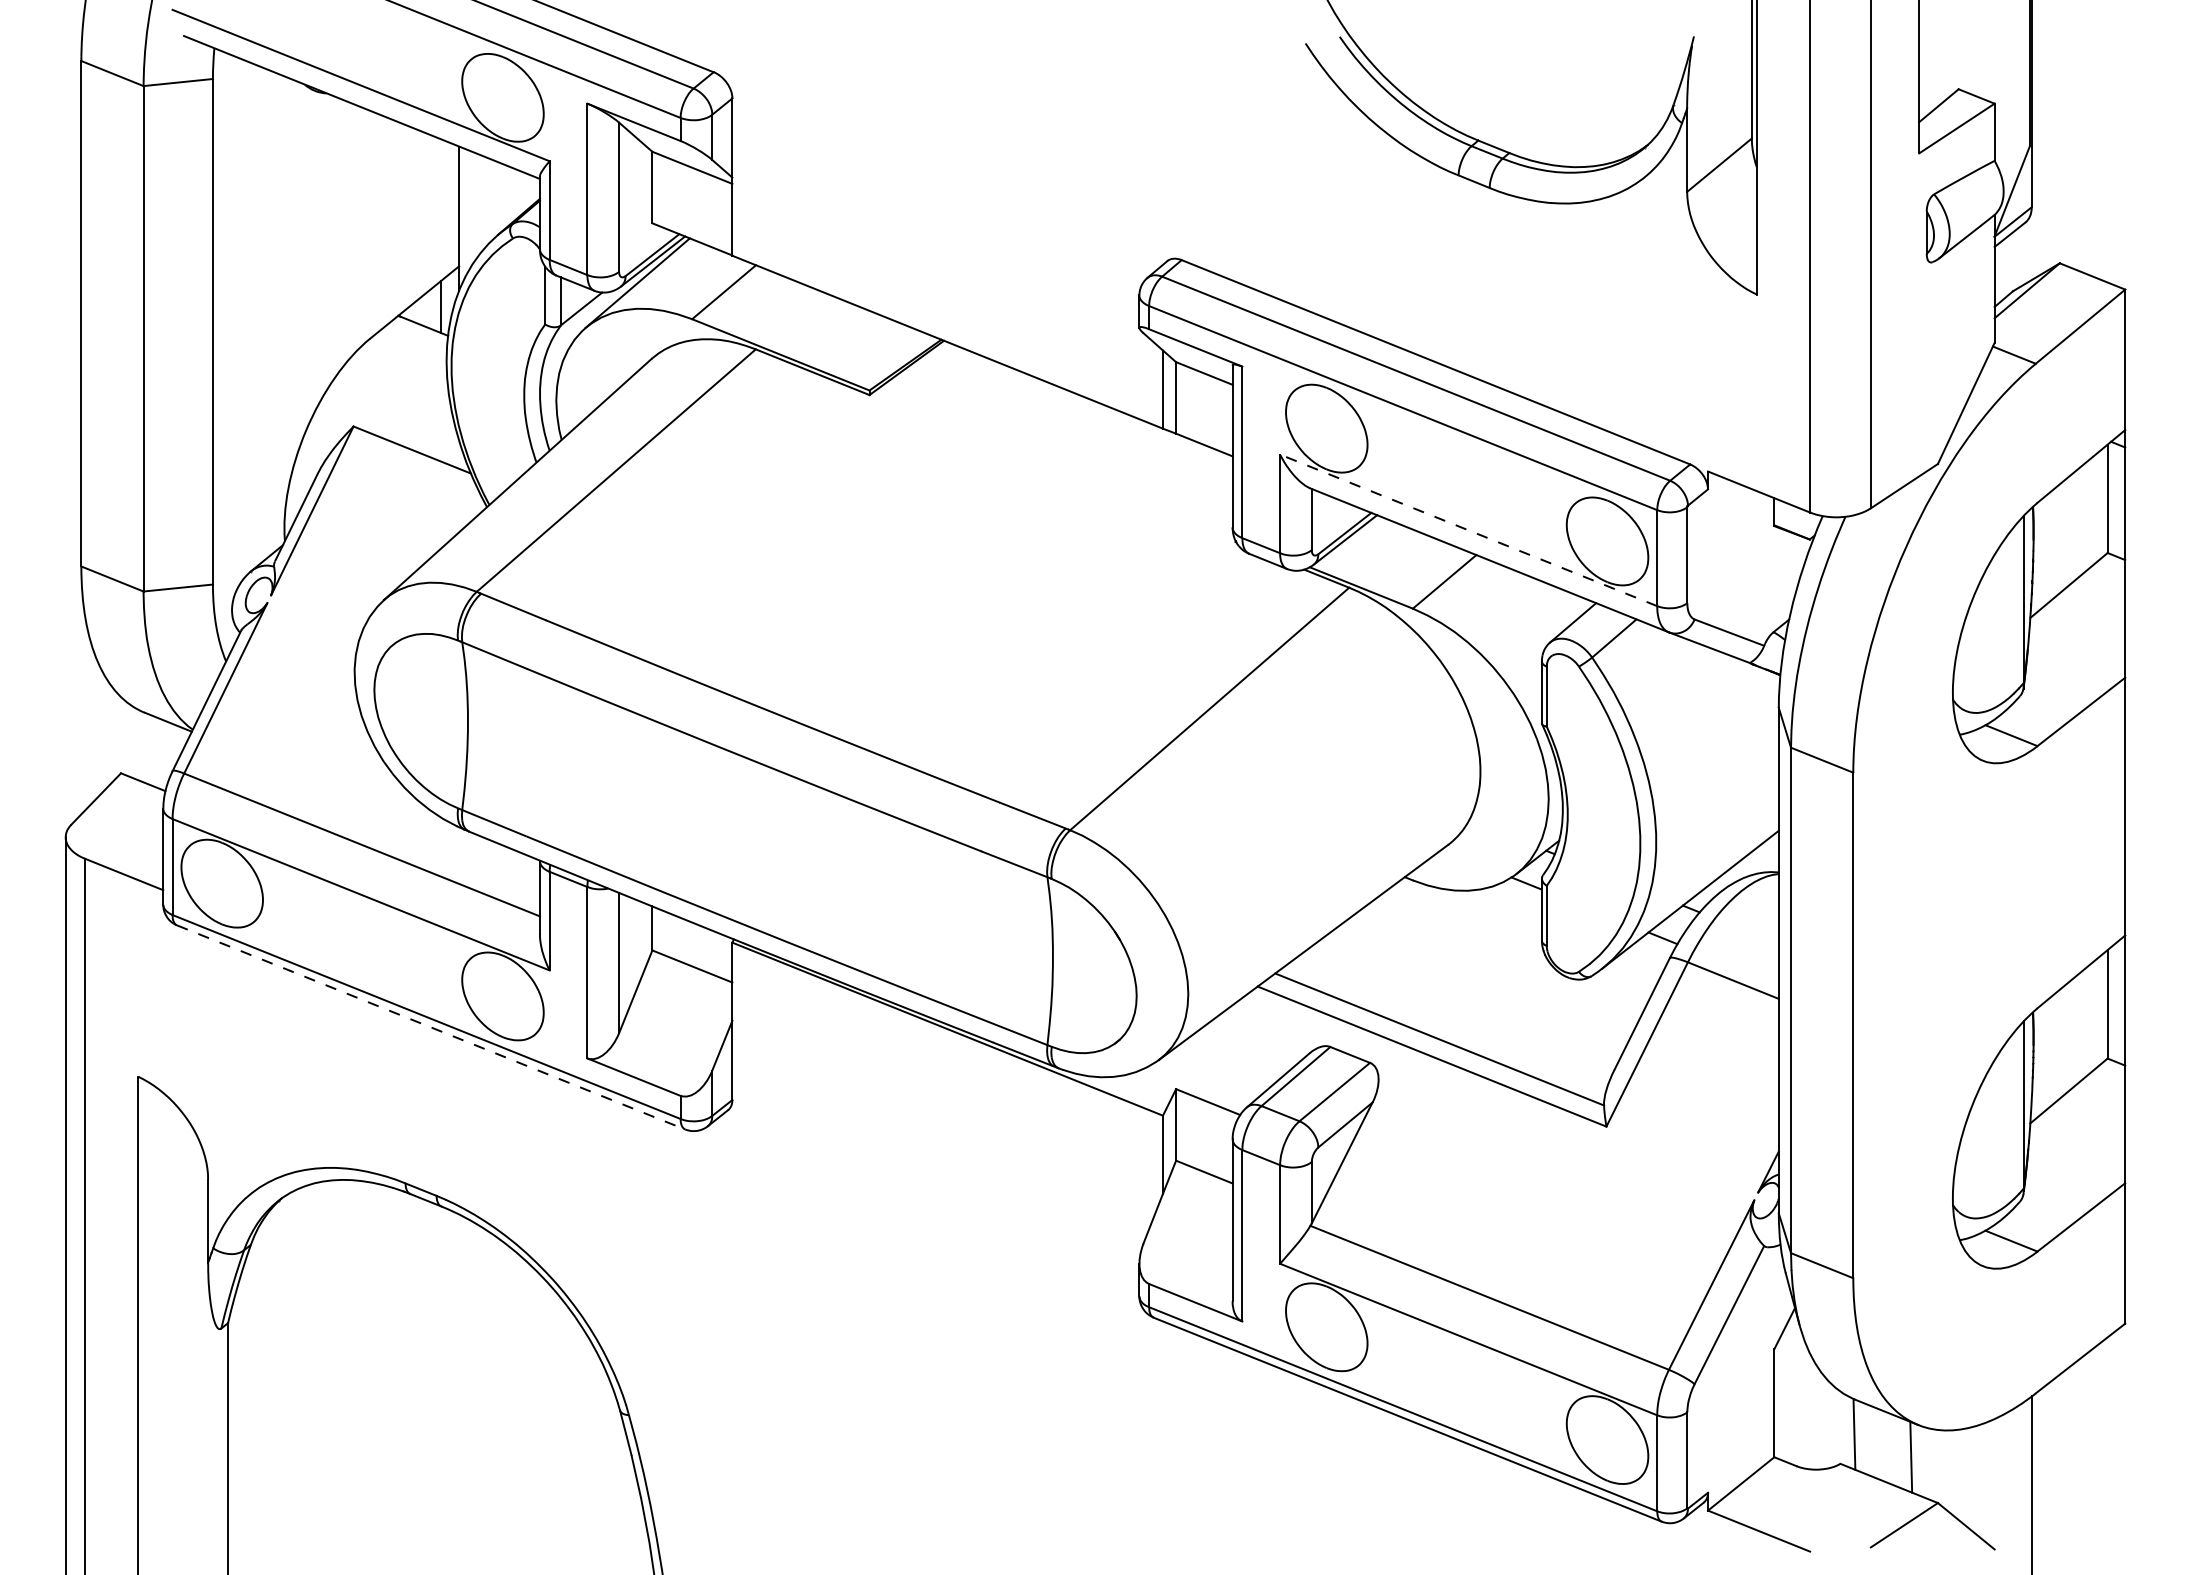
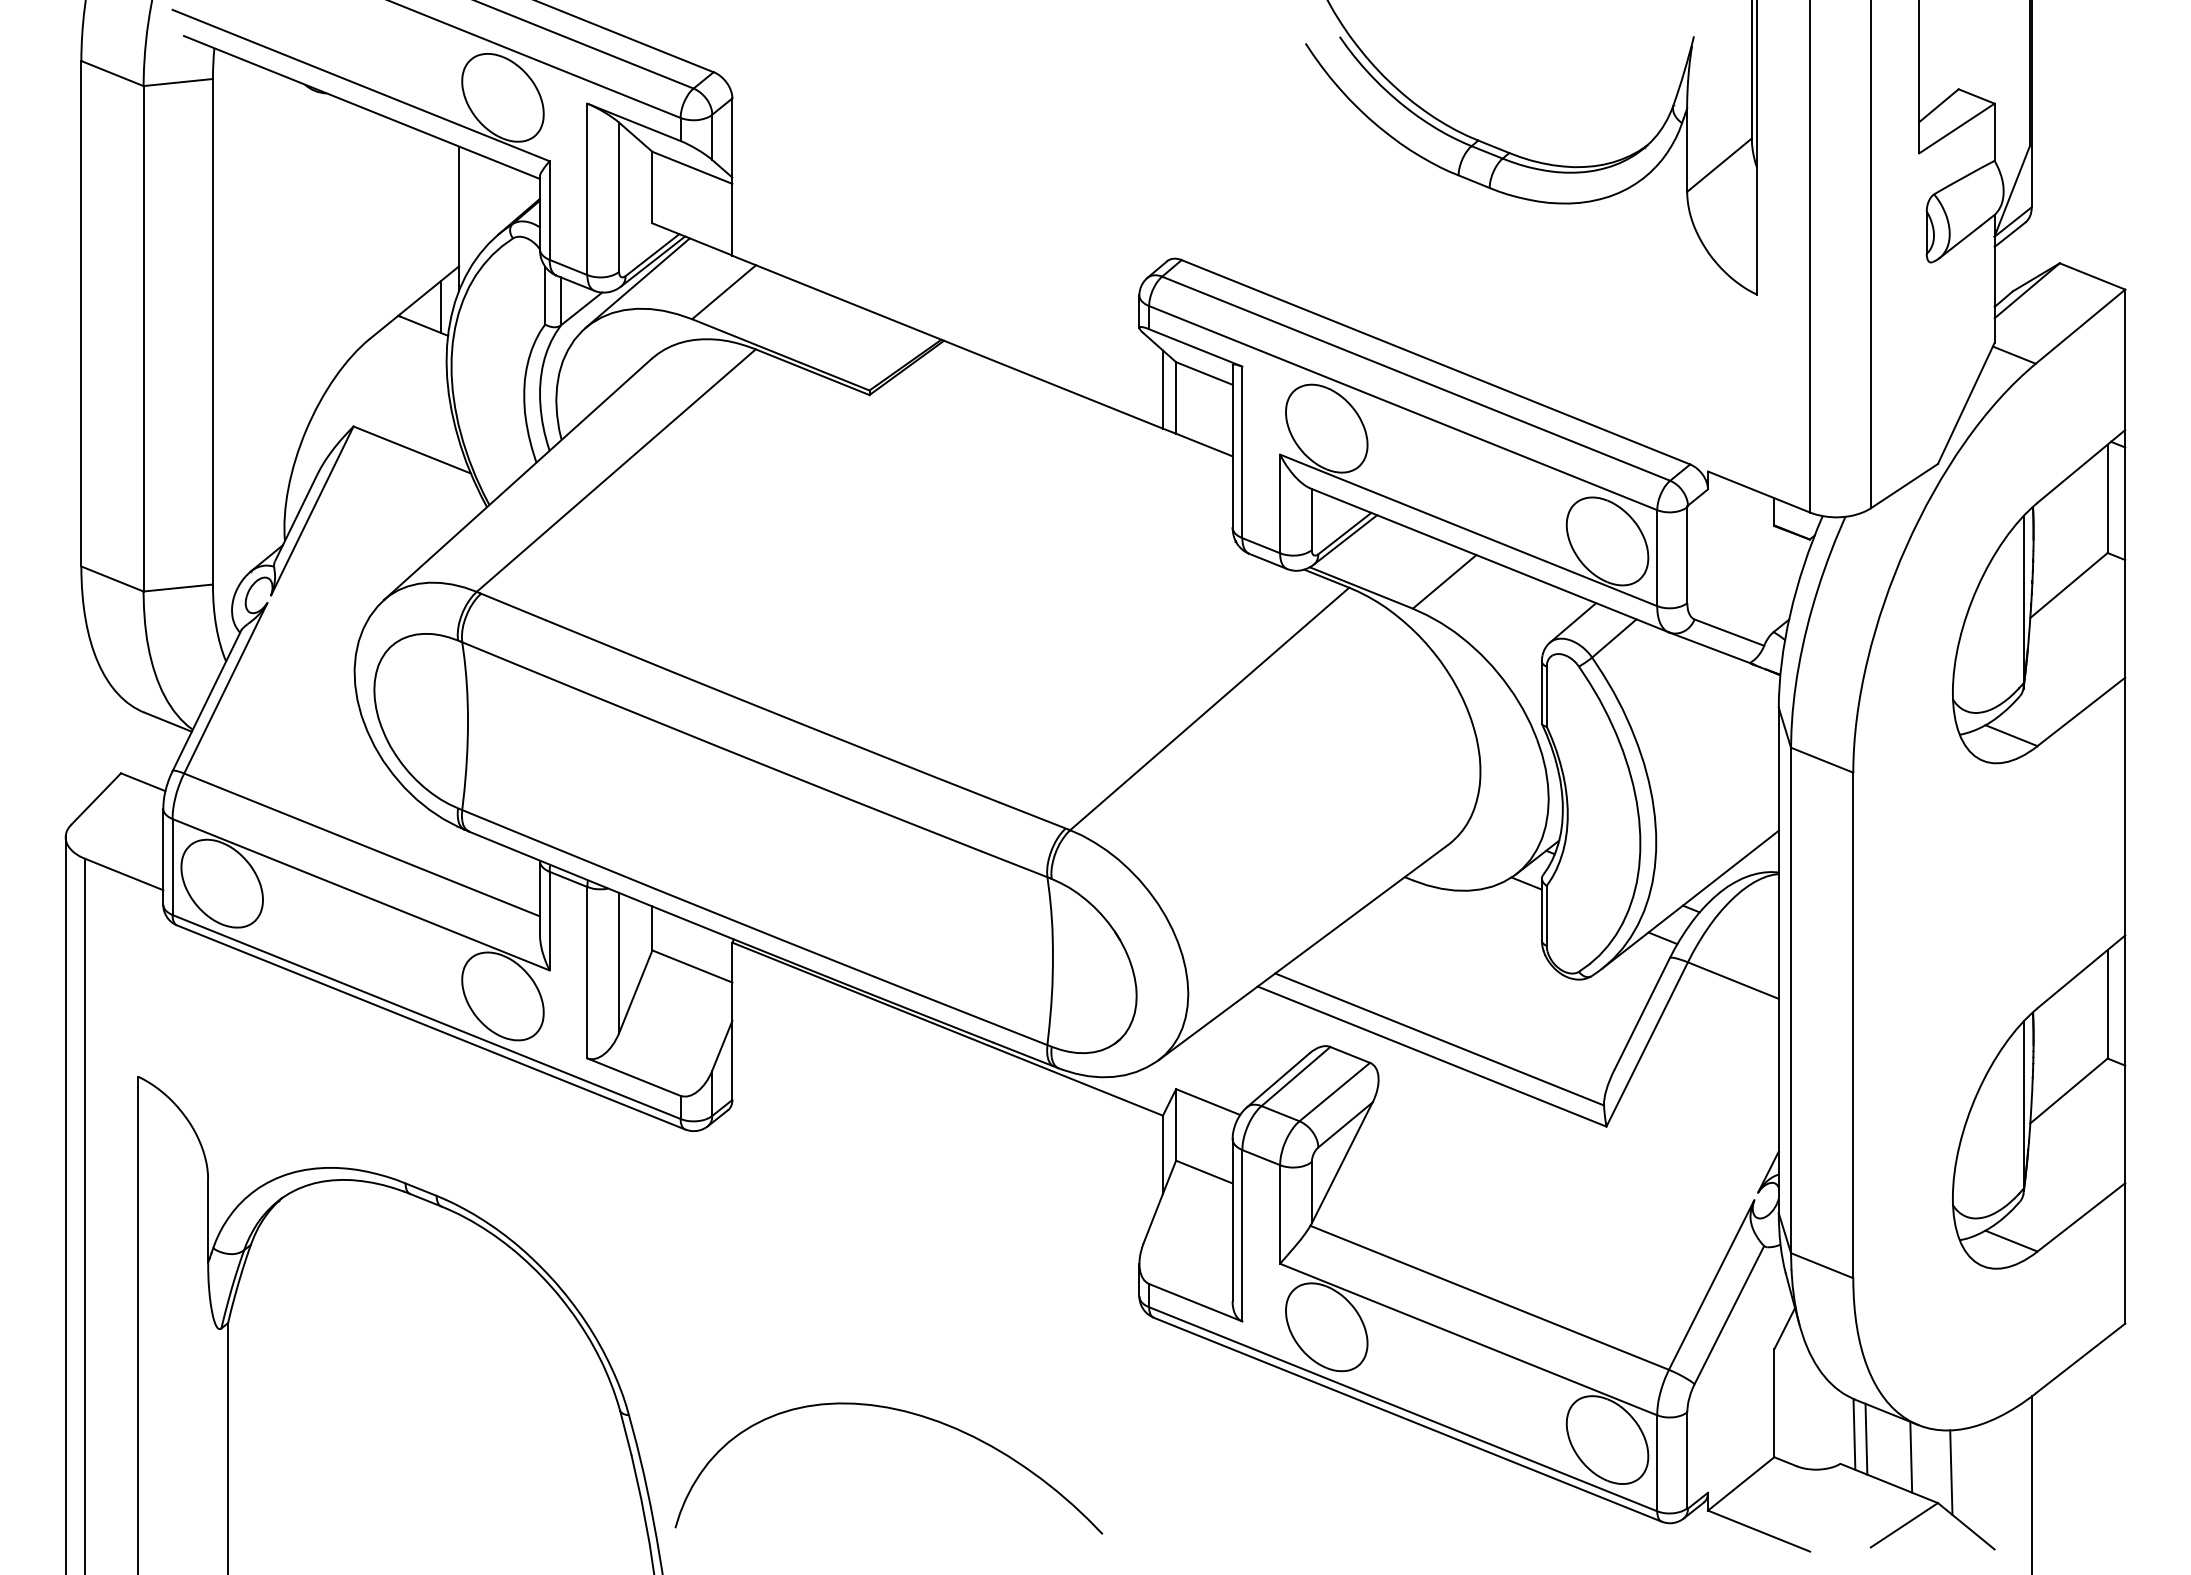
line: dashed -> solid (1468, 530)
line: dashed -> solid (431, 1027)
curve: none -> present (904, 1412)
line: none -> present (1866, 1438)
line: none -> present (1951, 1472)
